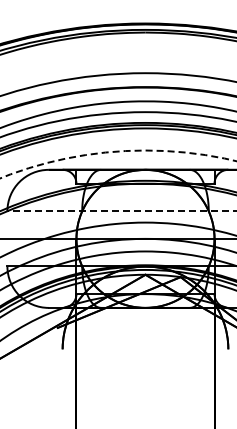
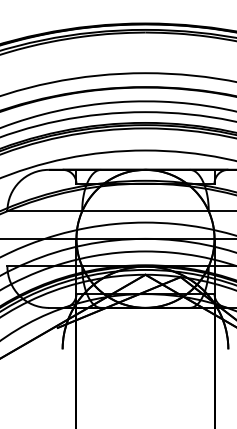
circle: dashed -> solid (118, 164)
line: dashed -> solid (122, 211)
